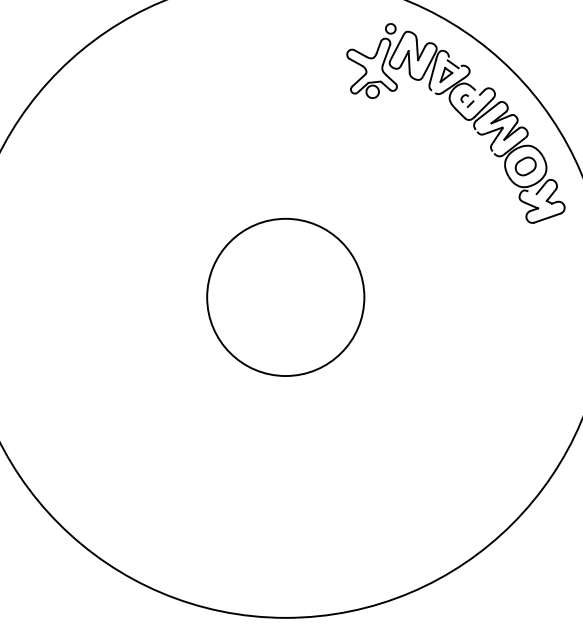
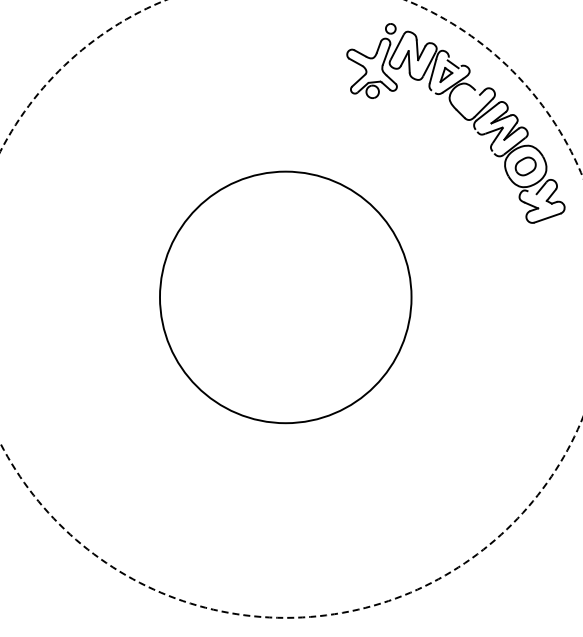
part: present -> none (467, 100)
circle diameter: 157 px -> 252 px (285, 297)
circle: solid -> dashed (291, 308)
